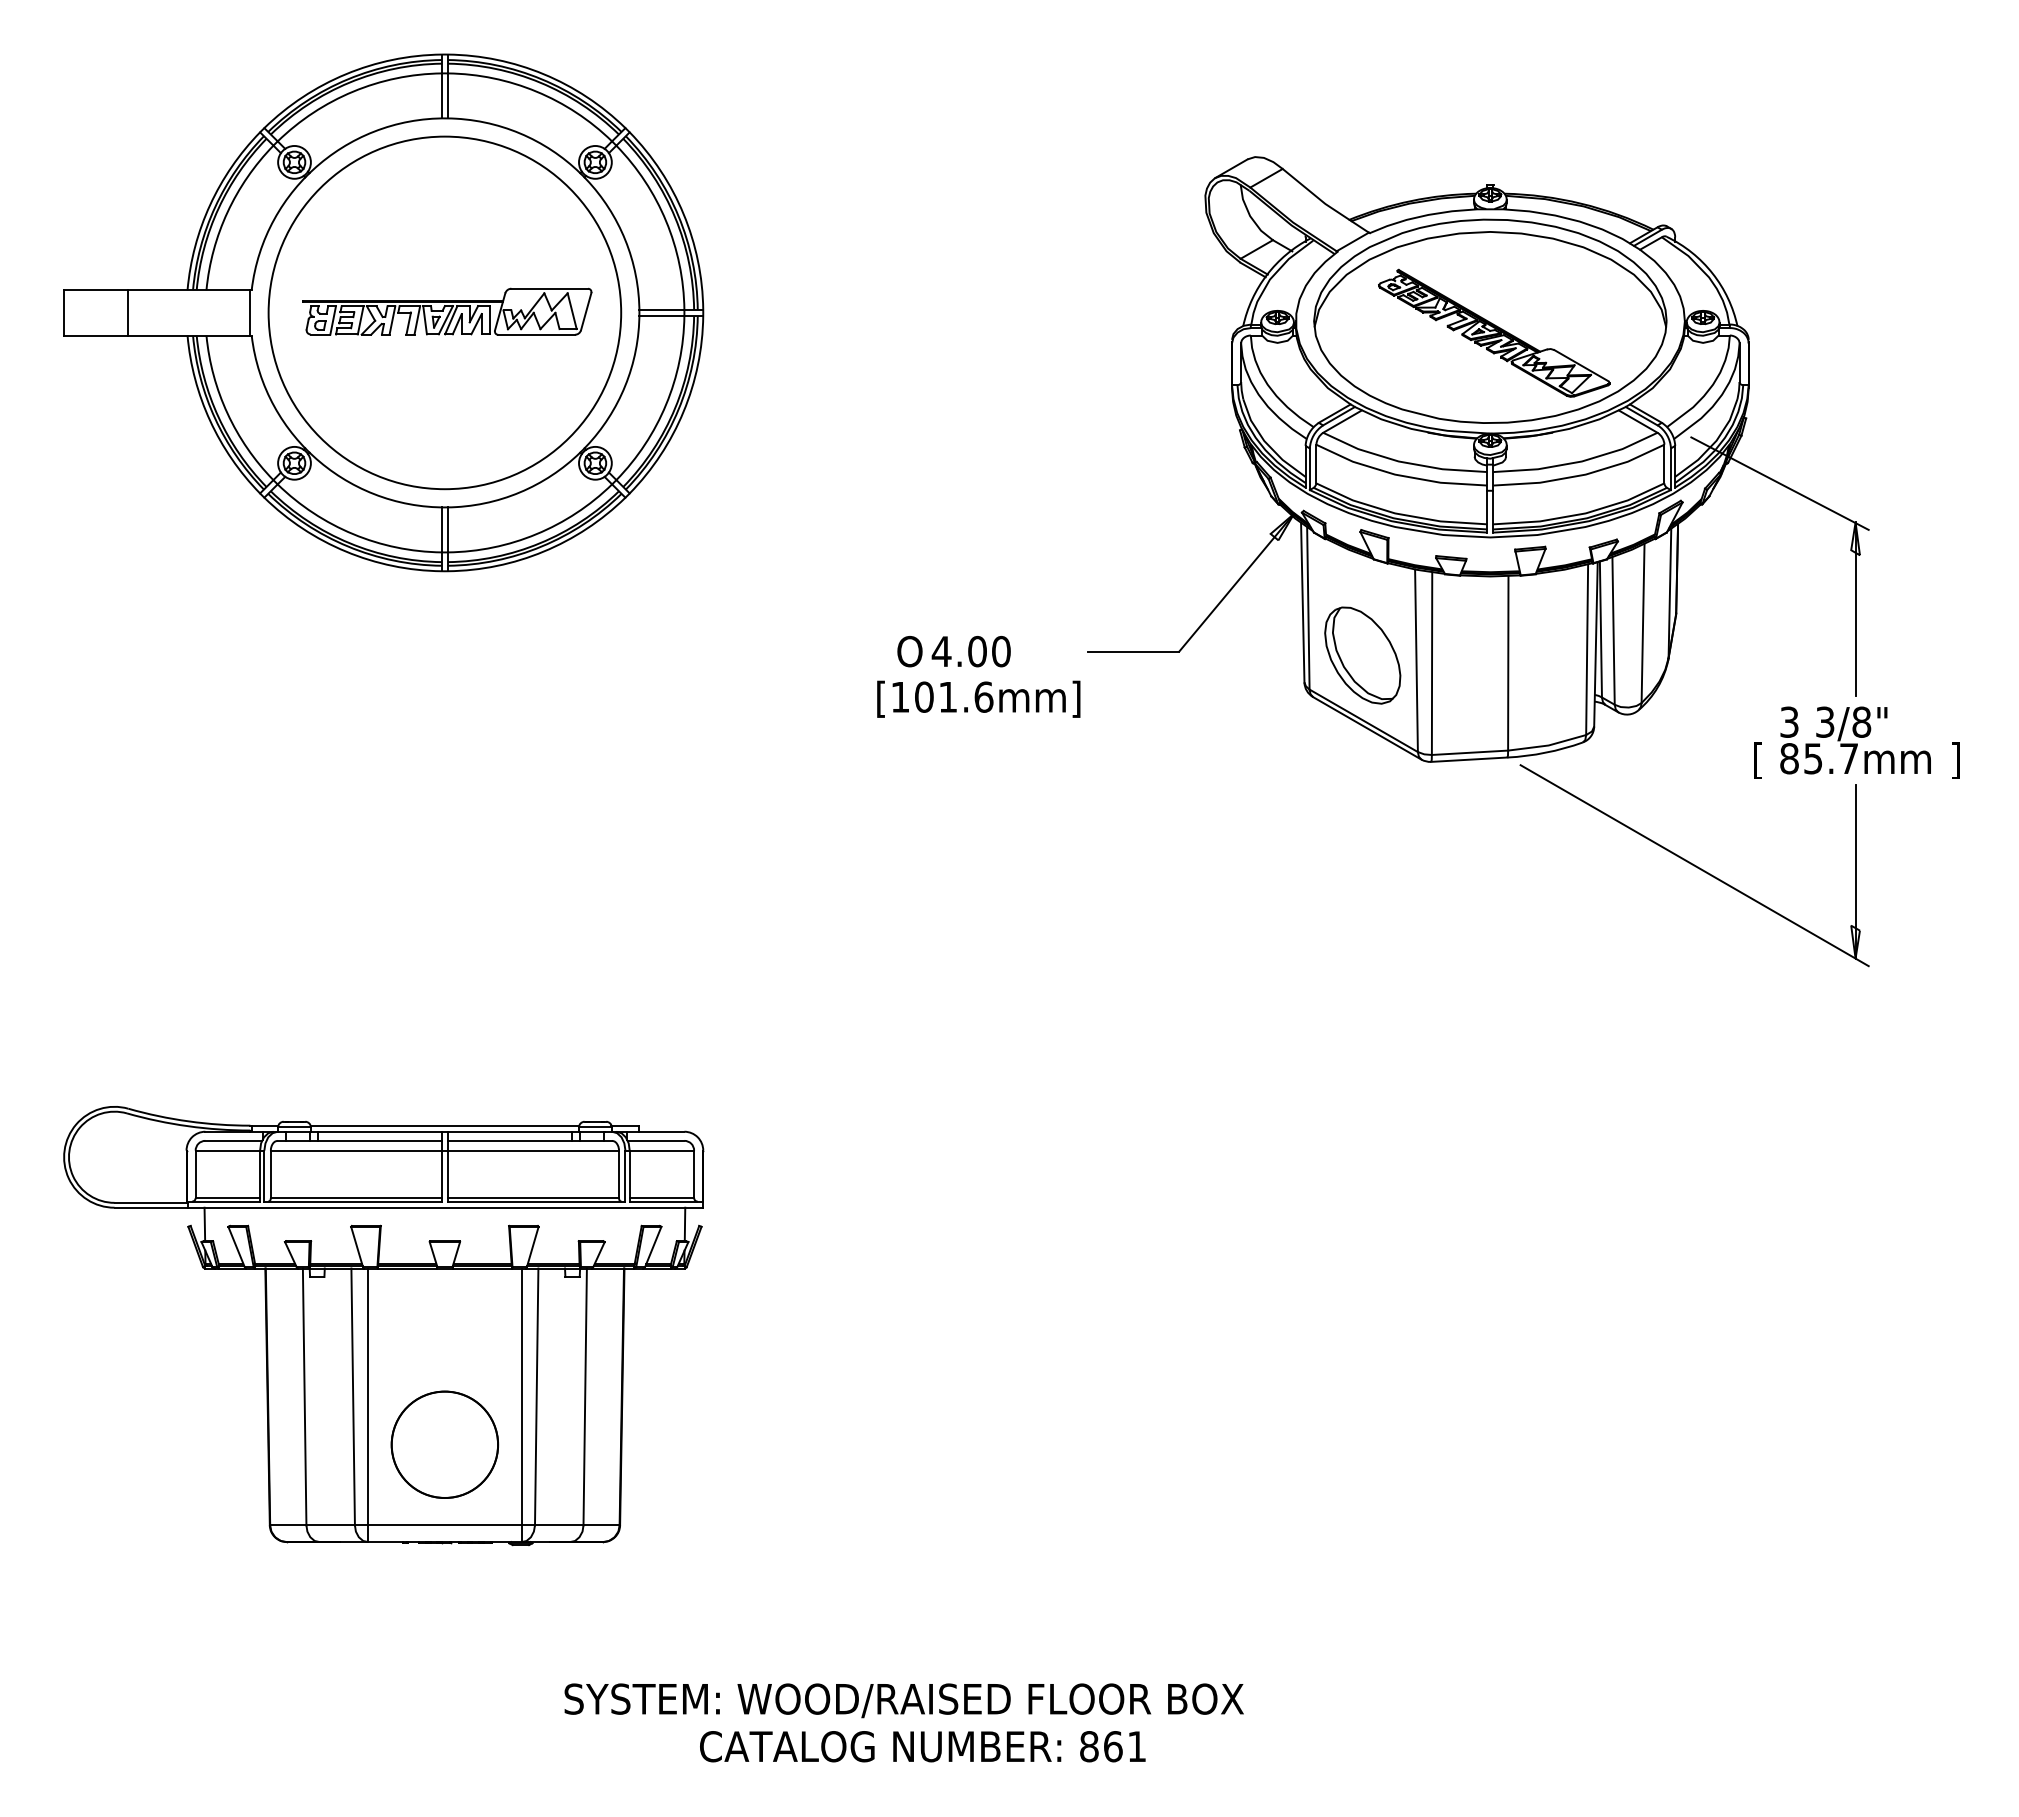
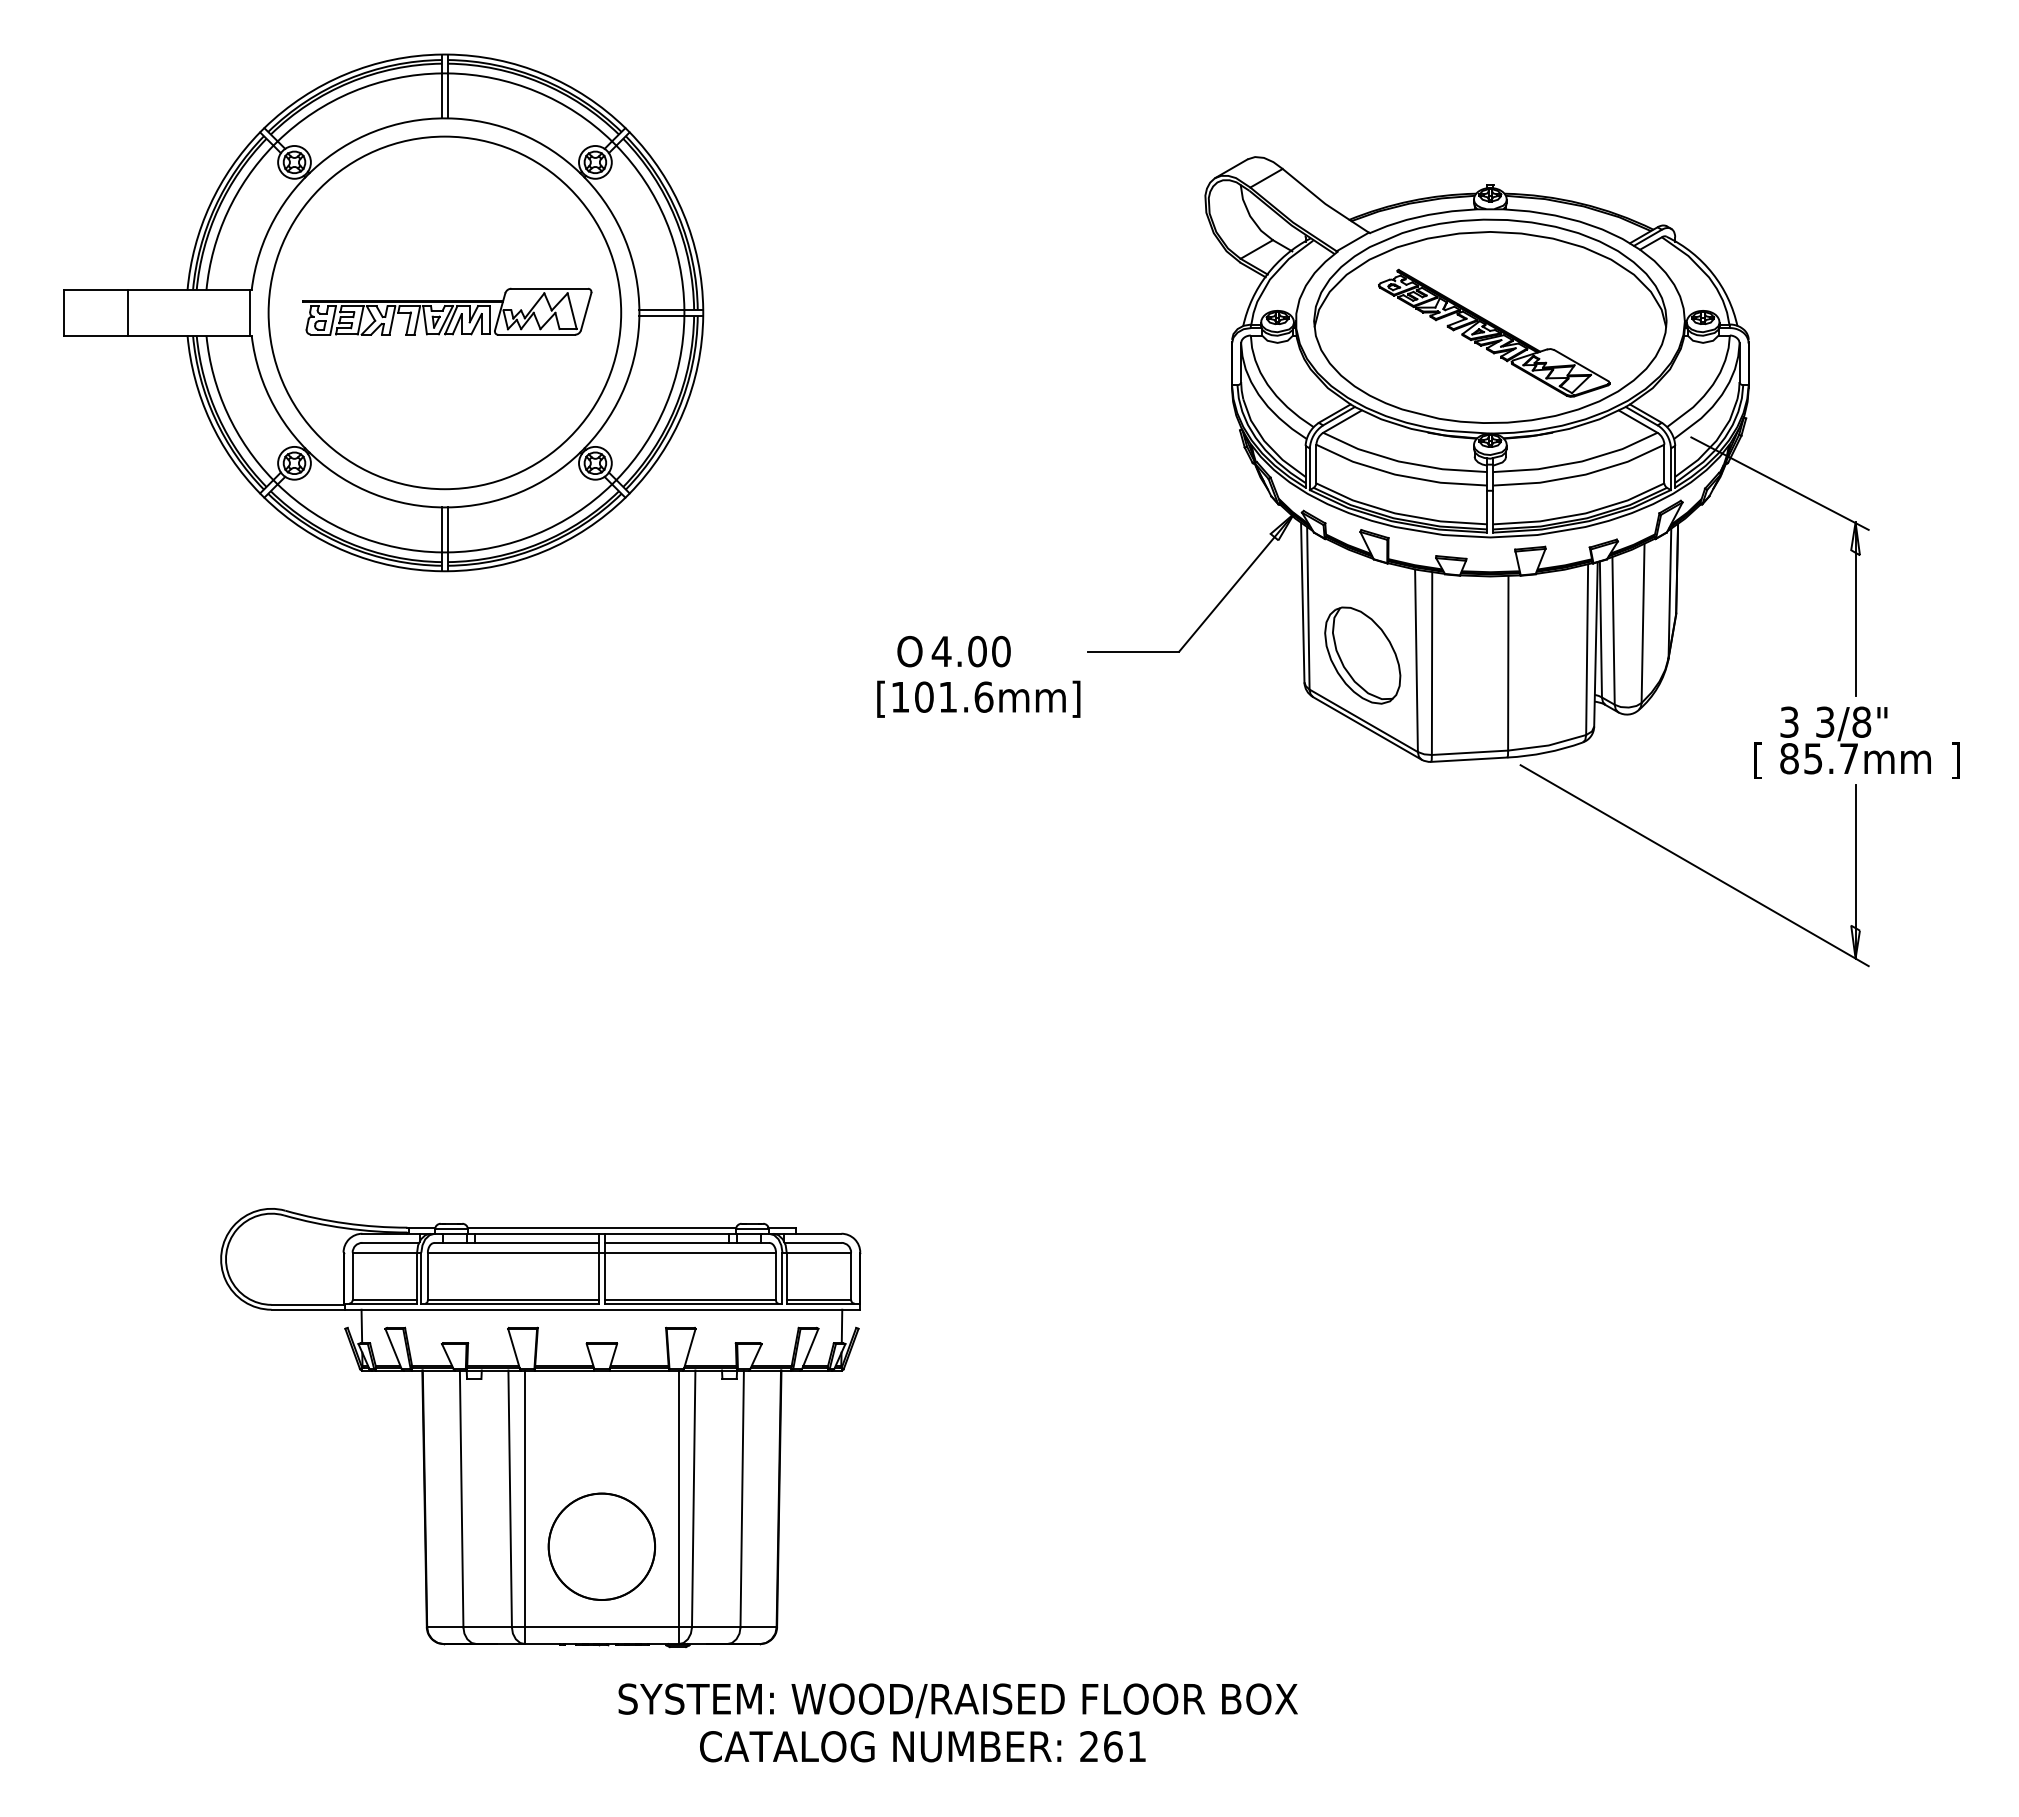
part position: (383, 1326) -> (540, 1428) (540, 1428)
text position: (903, 1700) -> (957, 1700) (957, 1700)
text: 861 -> 261 (1089, 1746)
